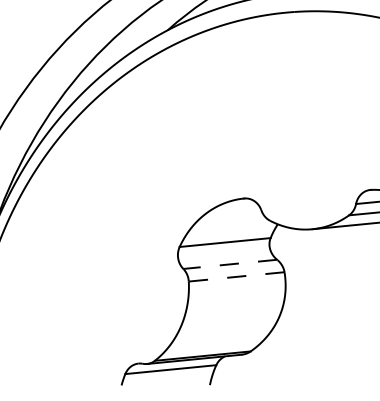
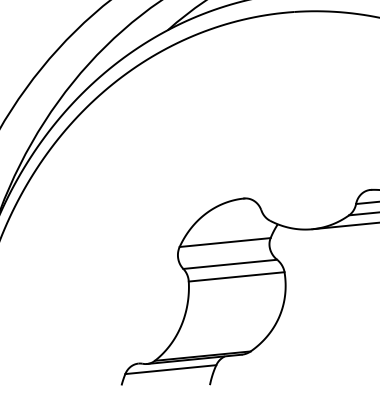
line: dashed -> solid (229, 264)
line: dashed -> solid (236, 276)
